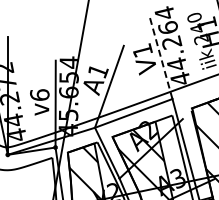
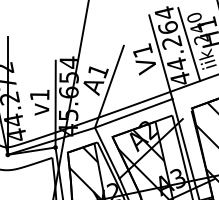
line: none -> present (189, 44)
line: dashed -> solid (160, 56)
text: v6 -> v1 (39, 94)
